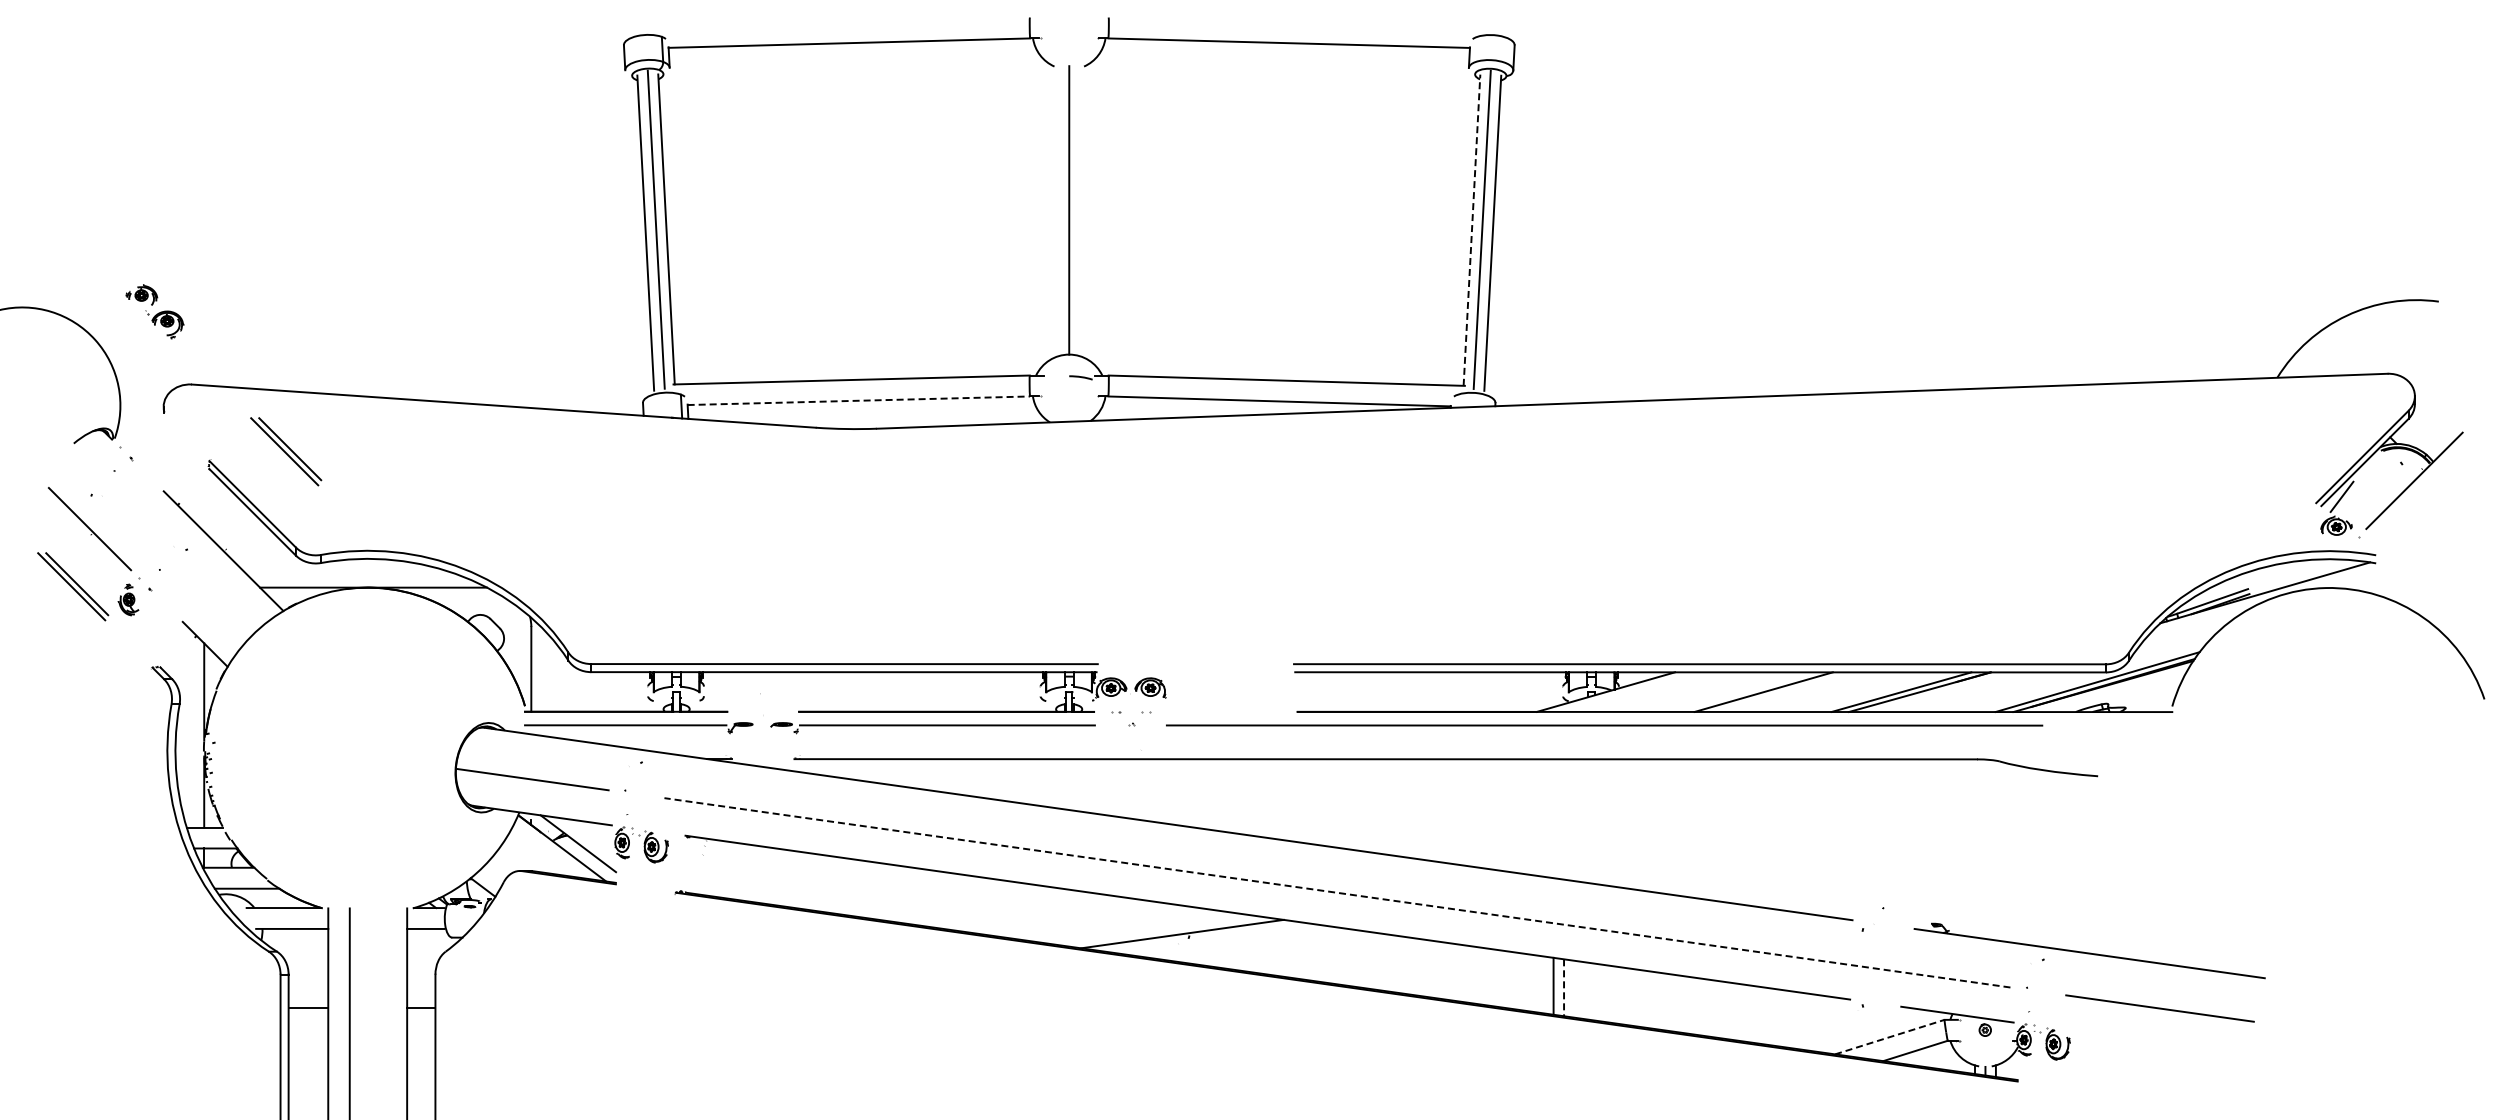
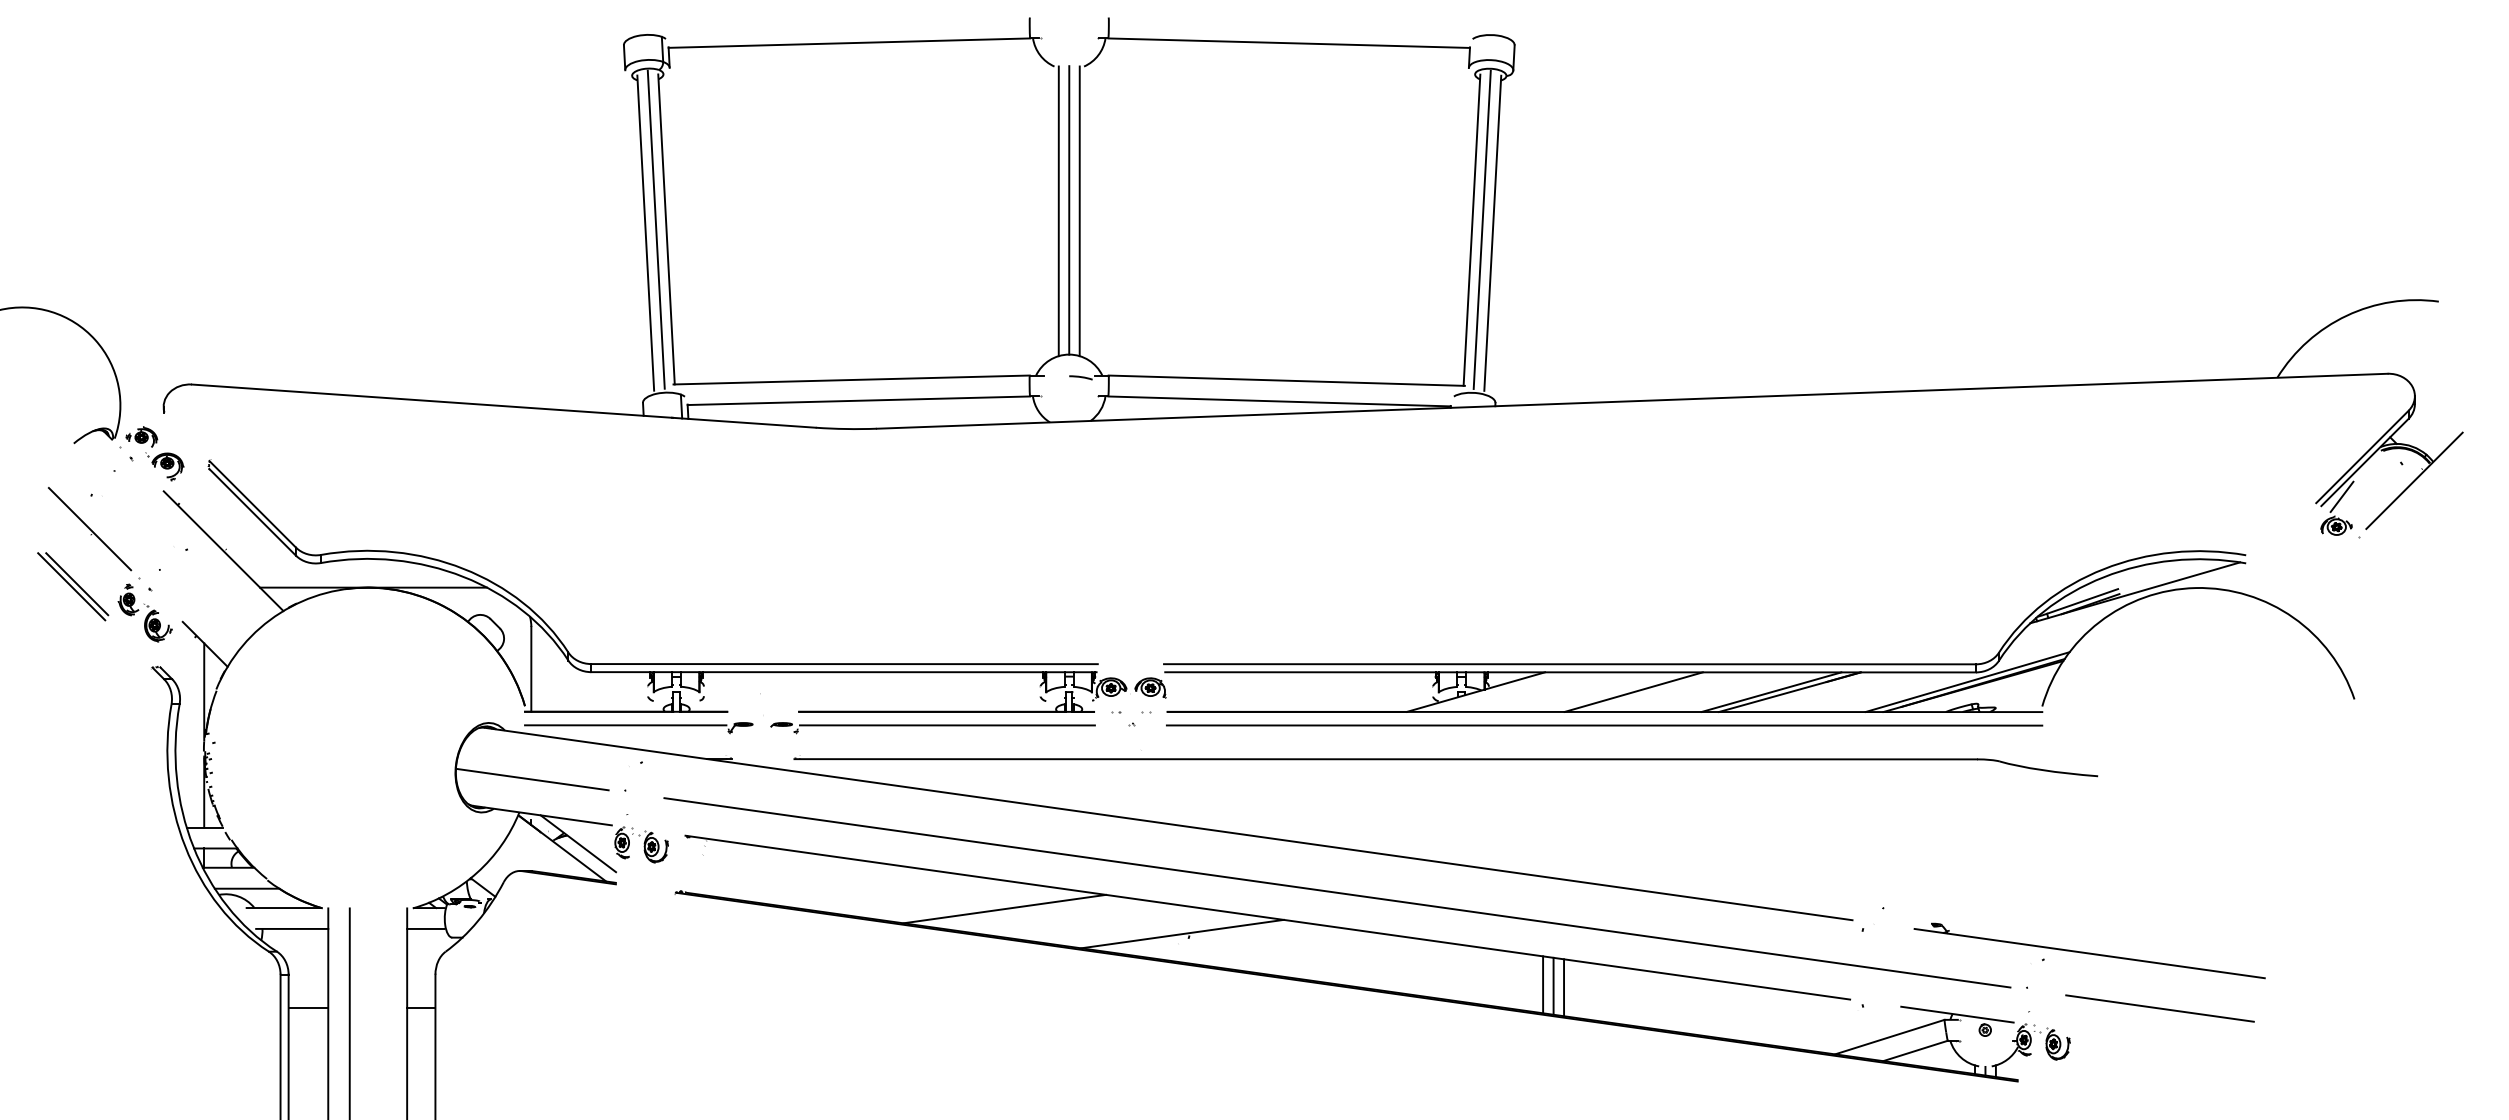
line: none -> present (1058, 211)
line: none -> present (1079, 211)
line: dashed -> solid (1471, 230)
part position: (154, 311) -> (154, 453) (154, 453)
line: dashed -> solid (859, 400)
part: present -> none (286, 451)
part: none -> present (157, 622)
part position: (1889, 663) -> (1759, 663) (1759, 663)
line: dashed -> solid (1337, 892)
line: none -> present (1004, 908)
line: none -> present (1543, 984)
line: dashed -> solid (1564, 988)
line: dashed -> solid (1890, 1036)
